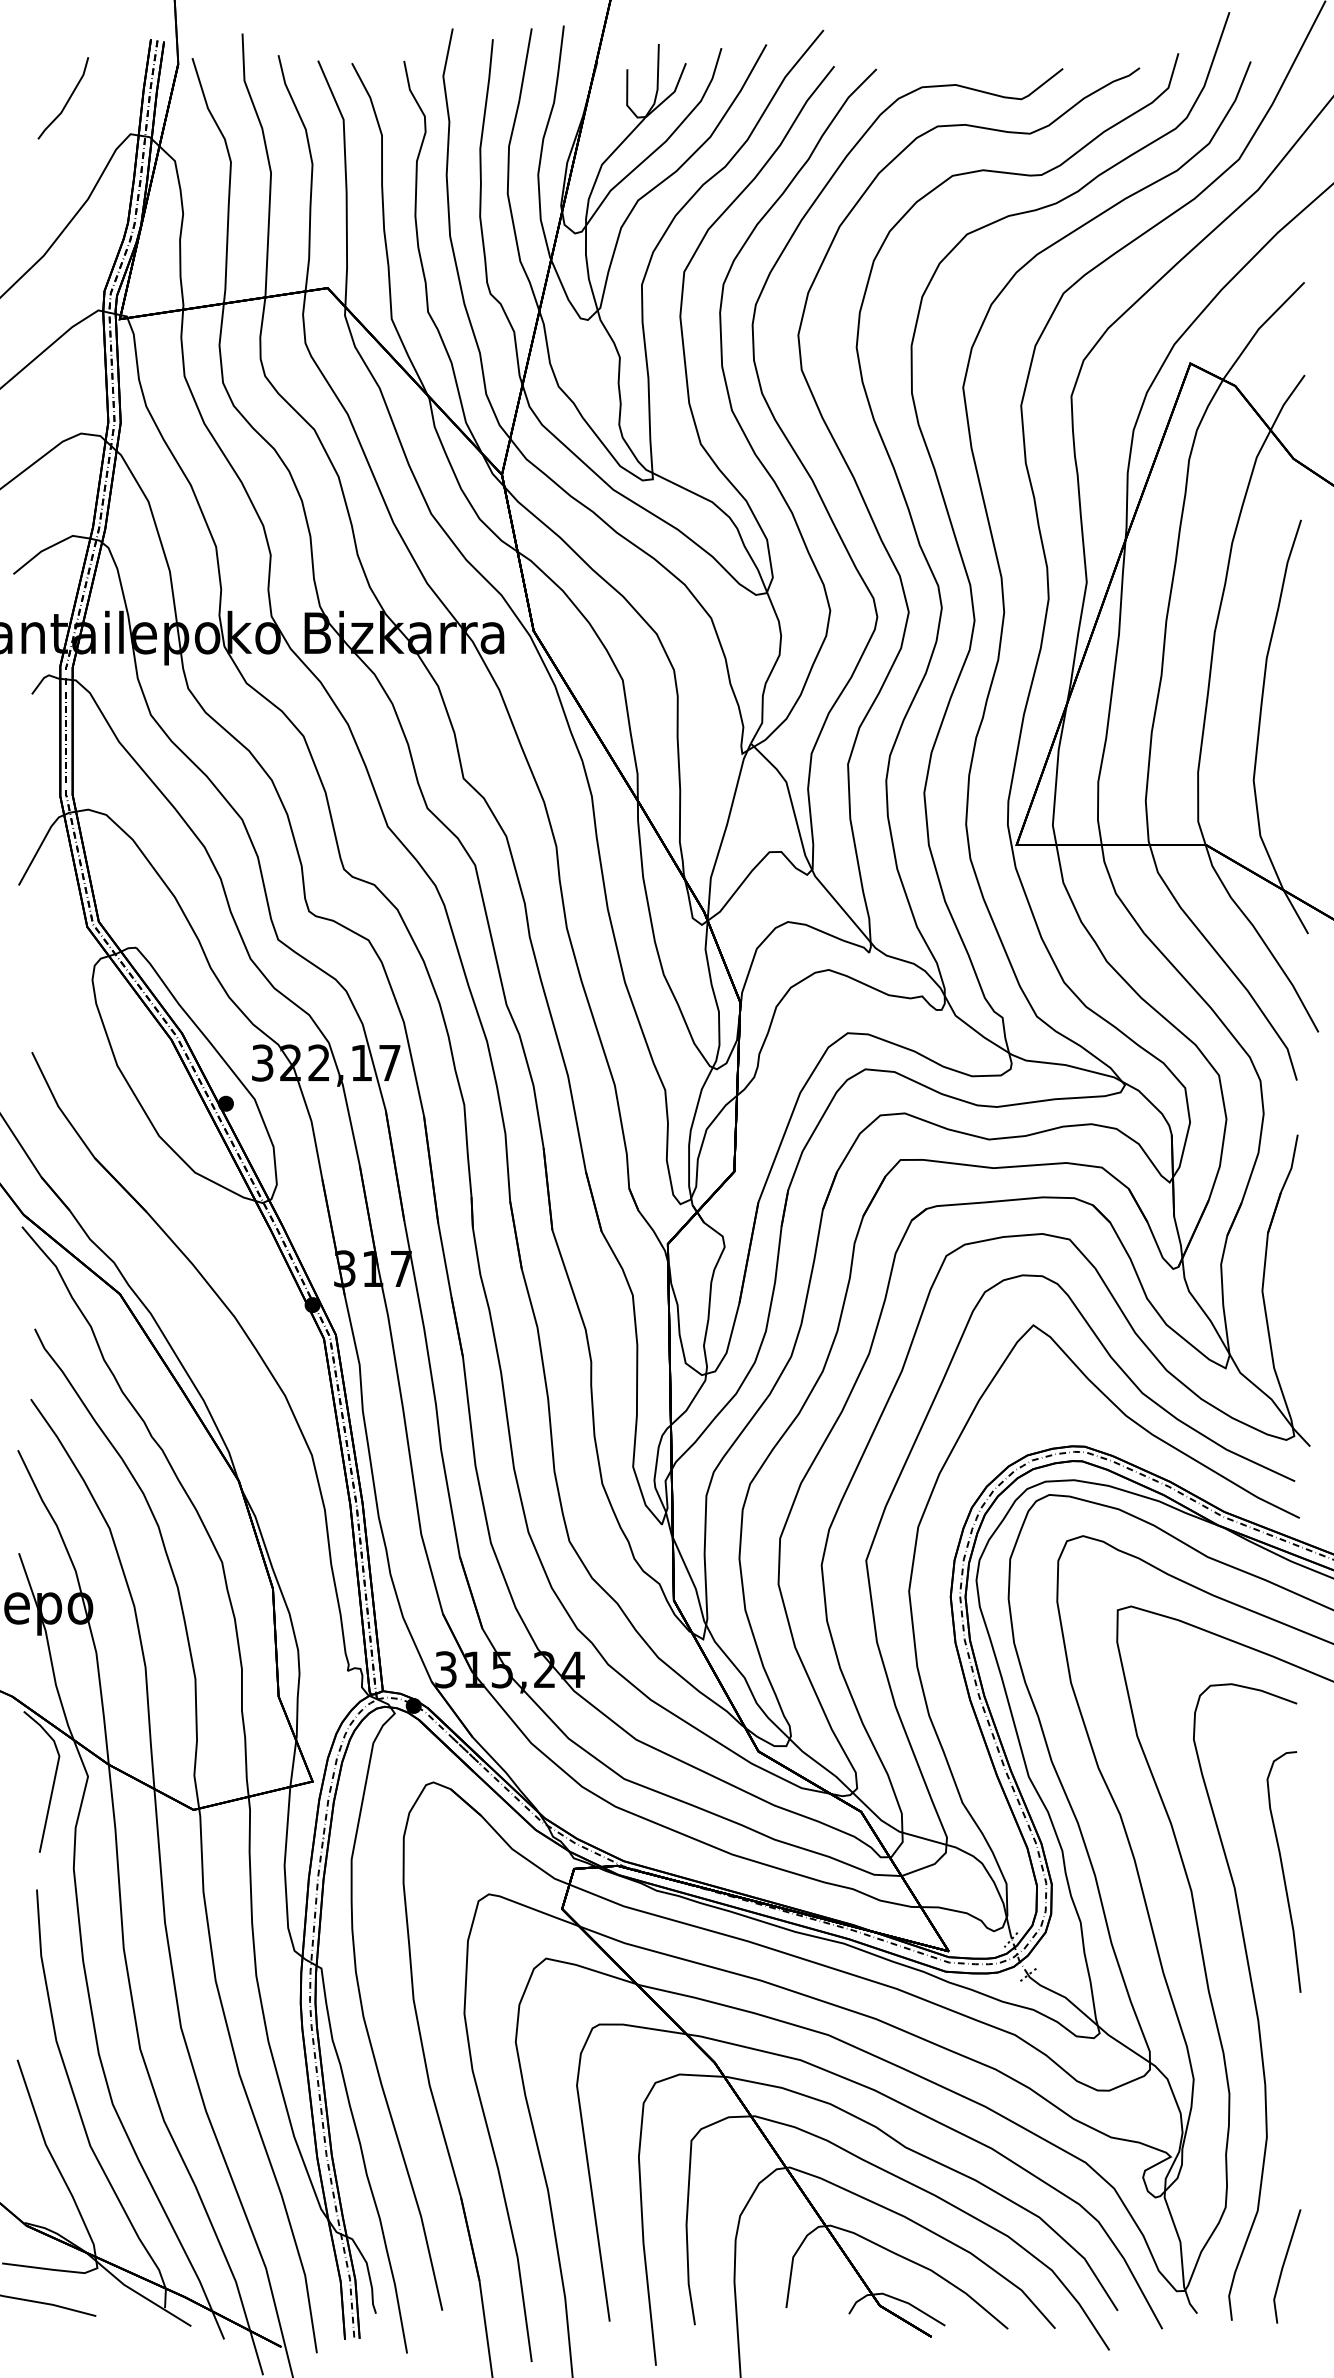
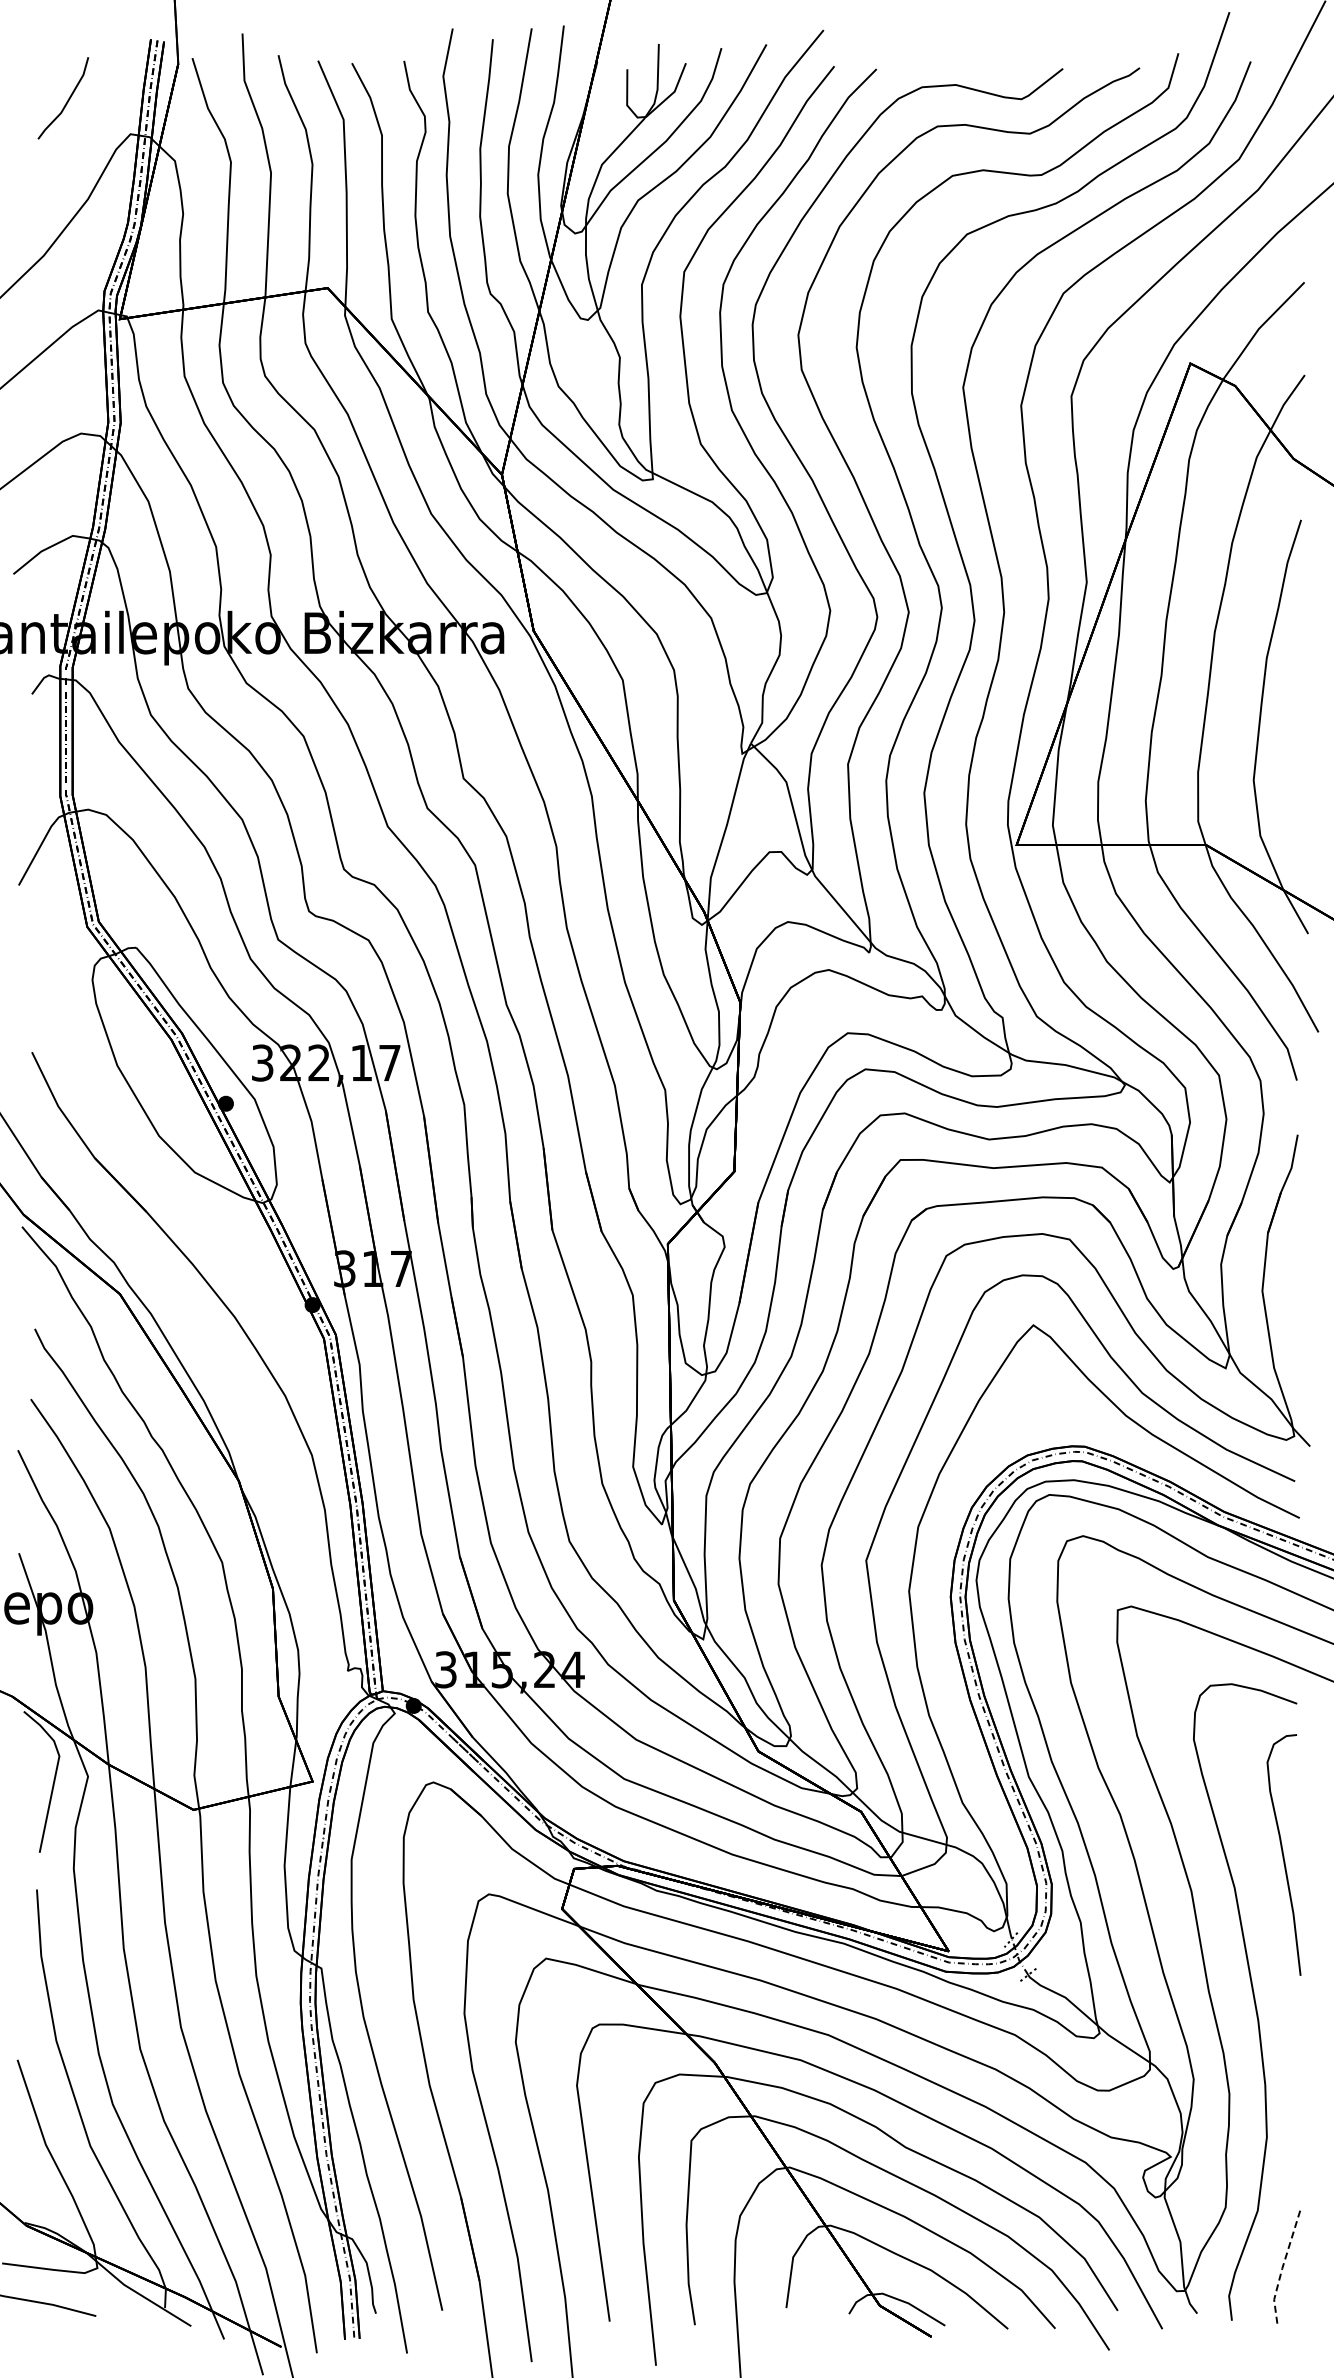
curve position: (1283, 1871) -> (1283, 1854) (1283, 1854)
line: solid -> dashed (1282, 2266)
